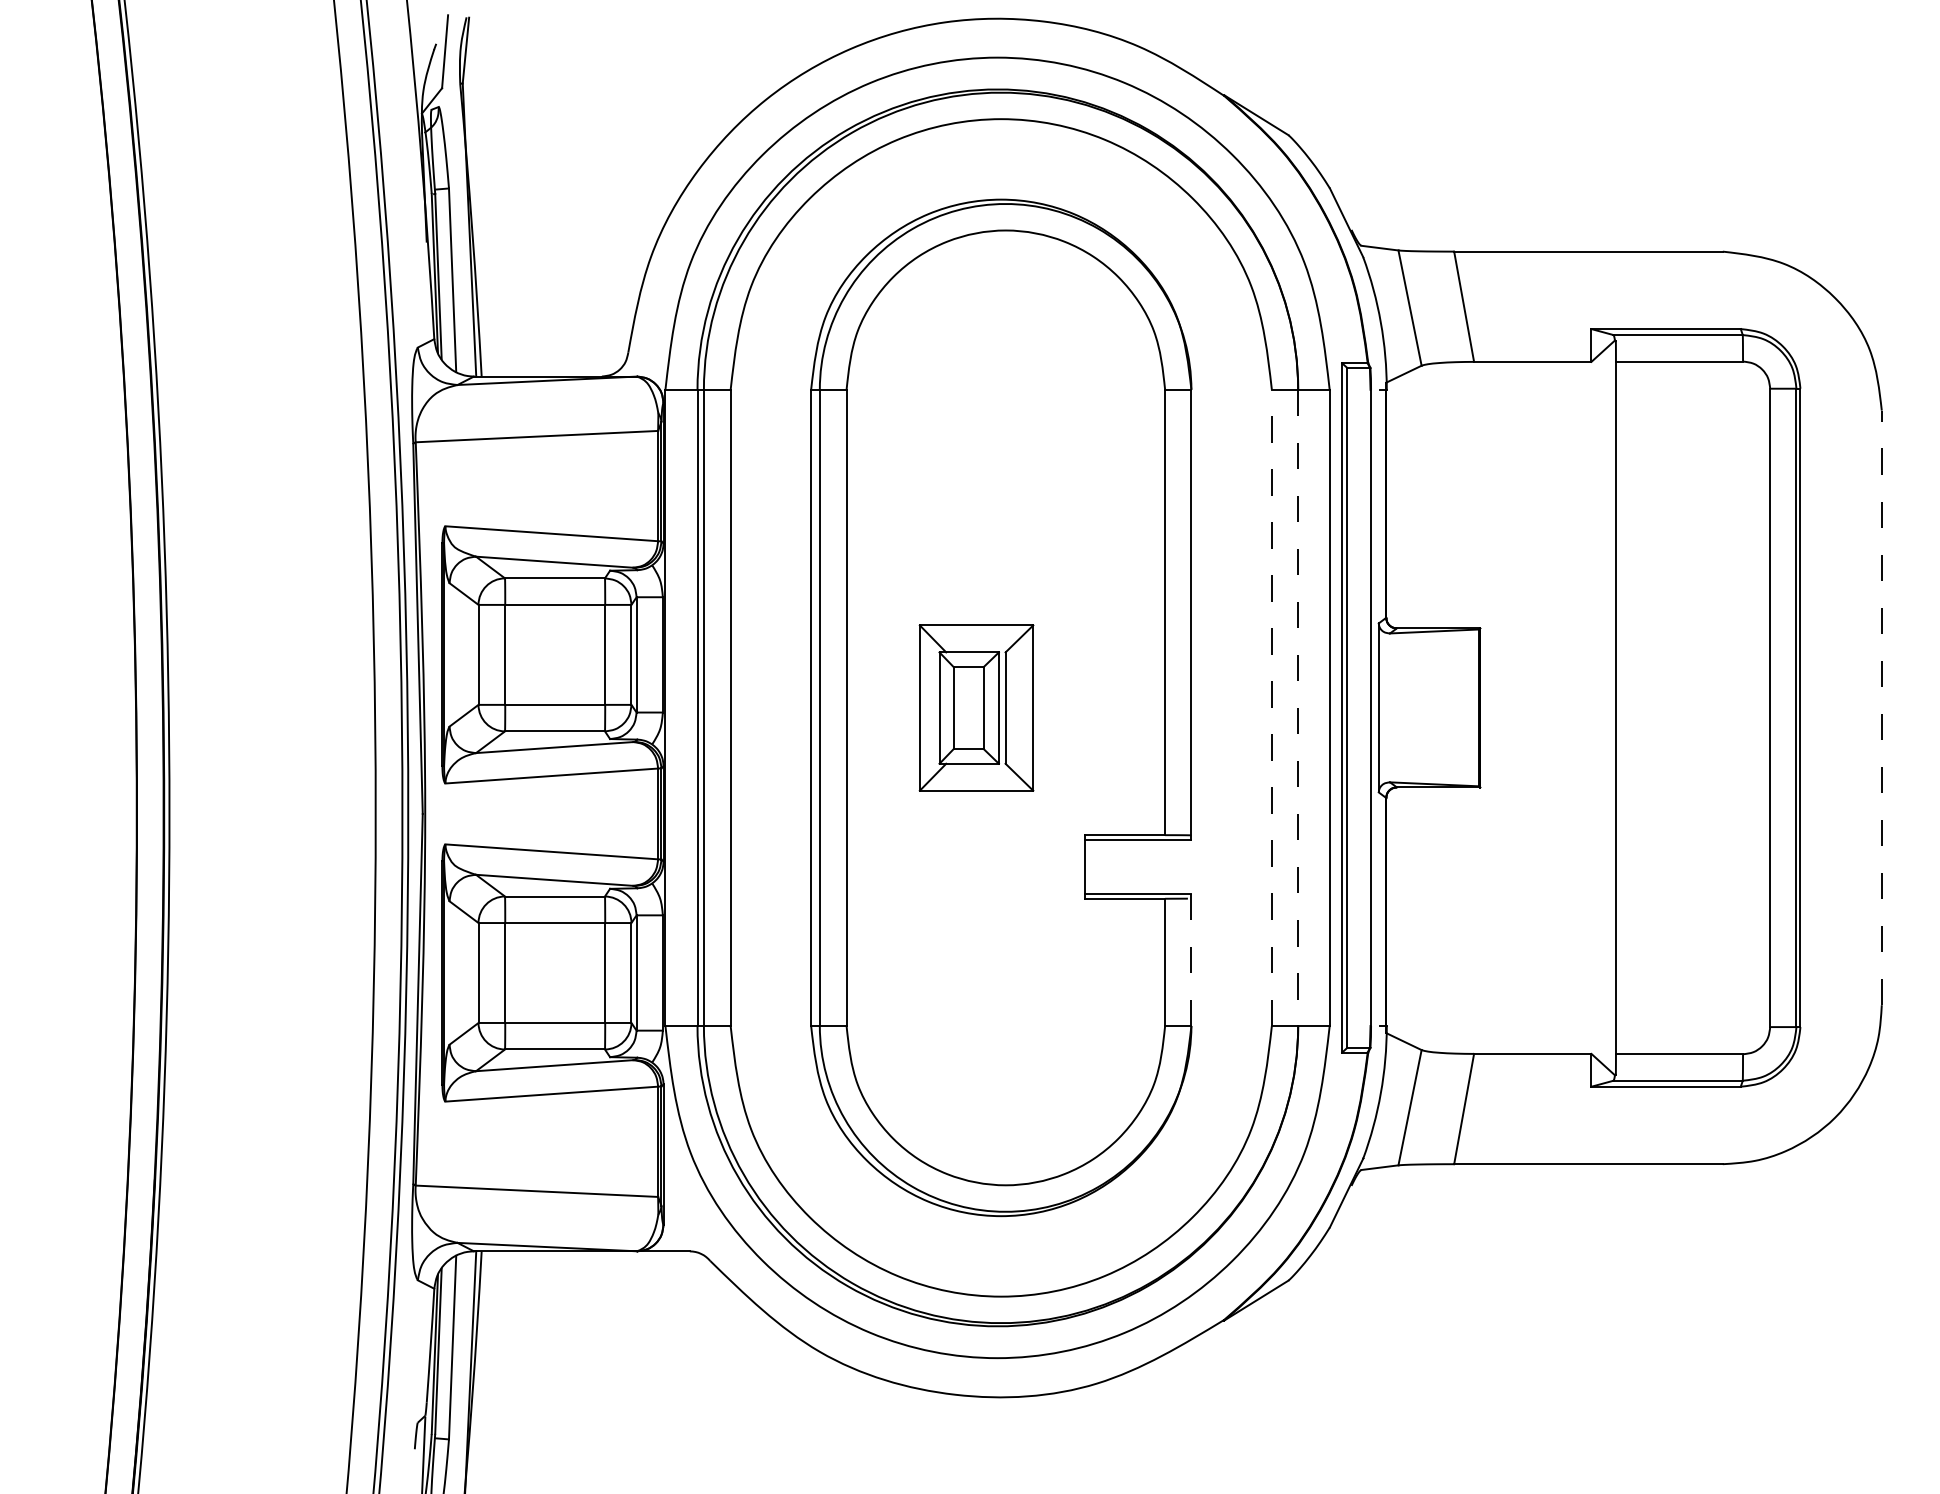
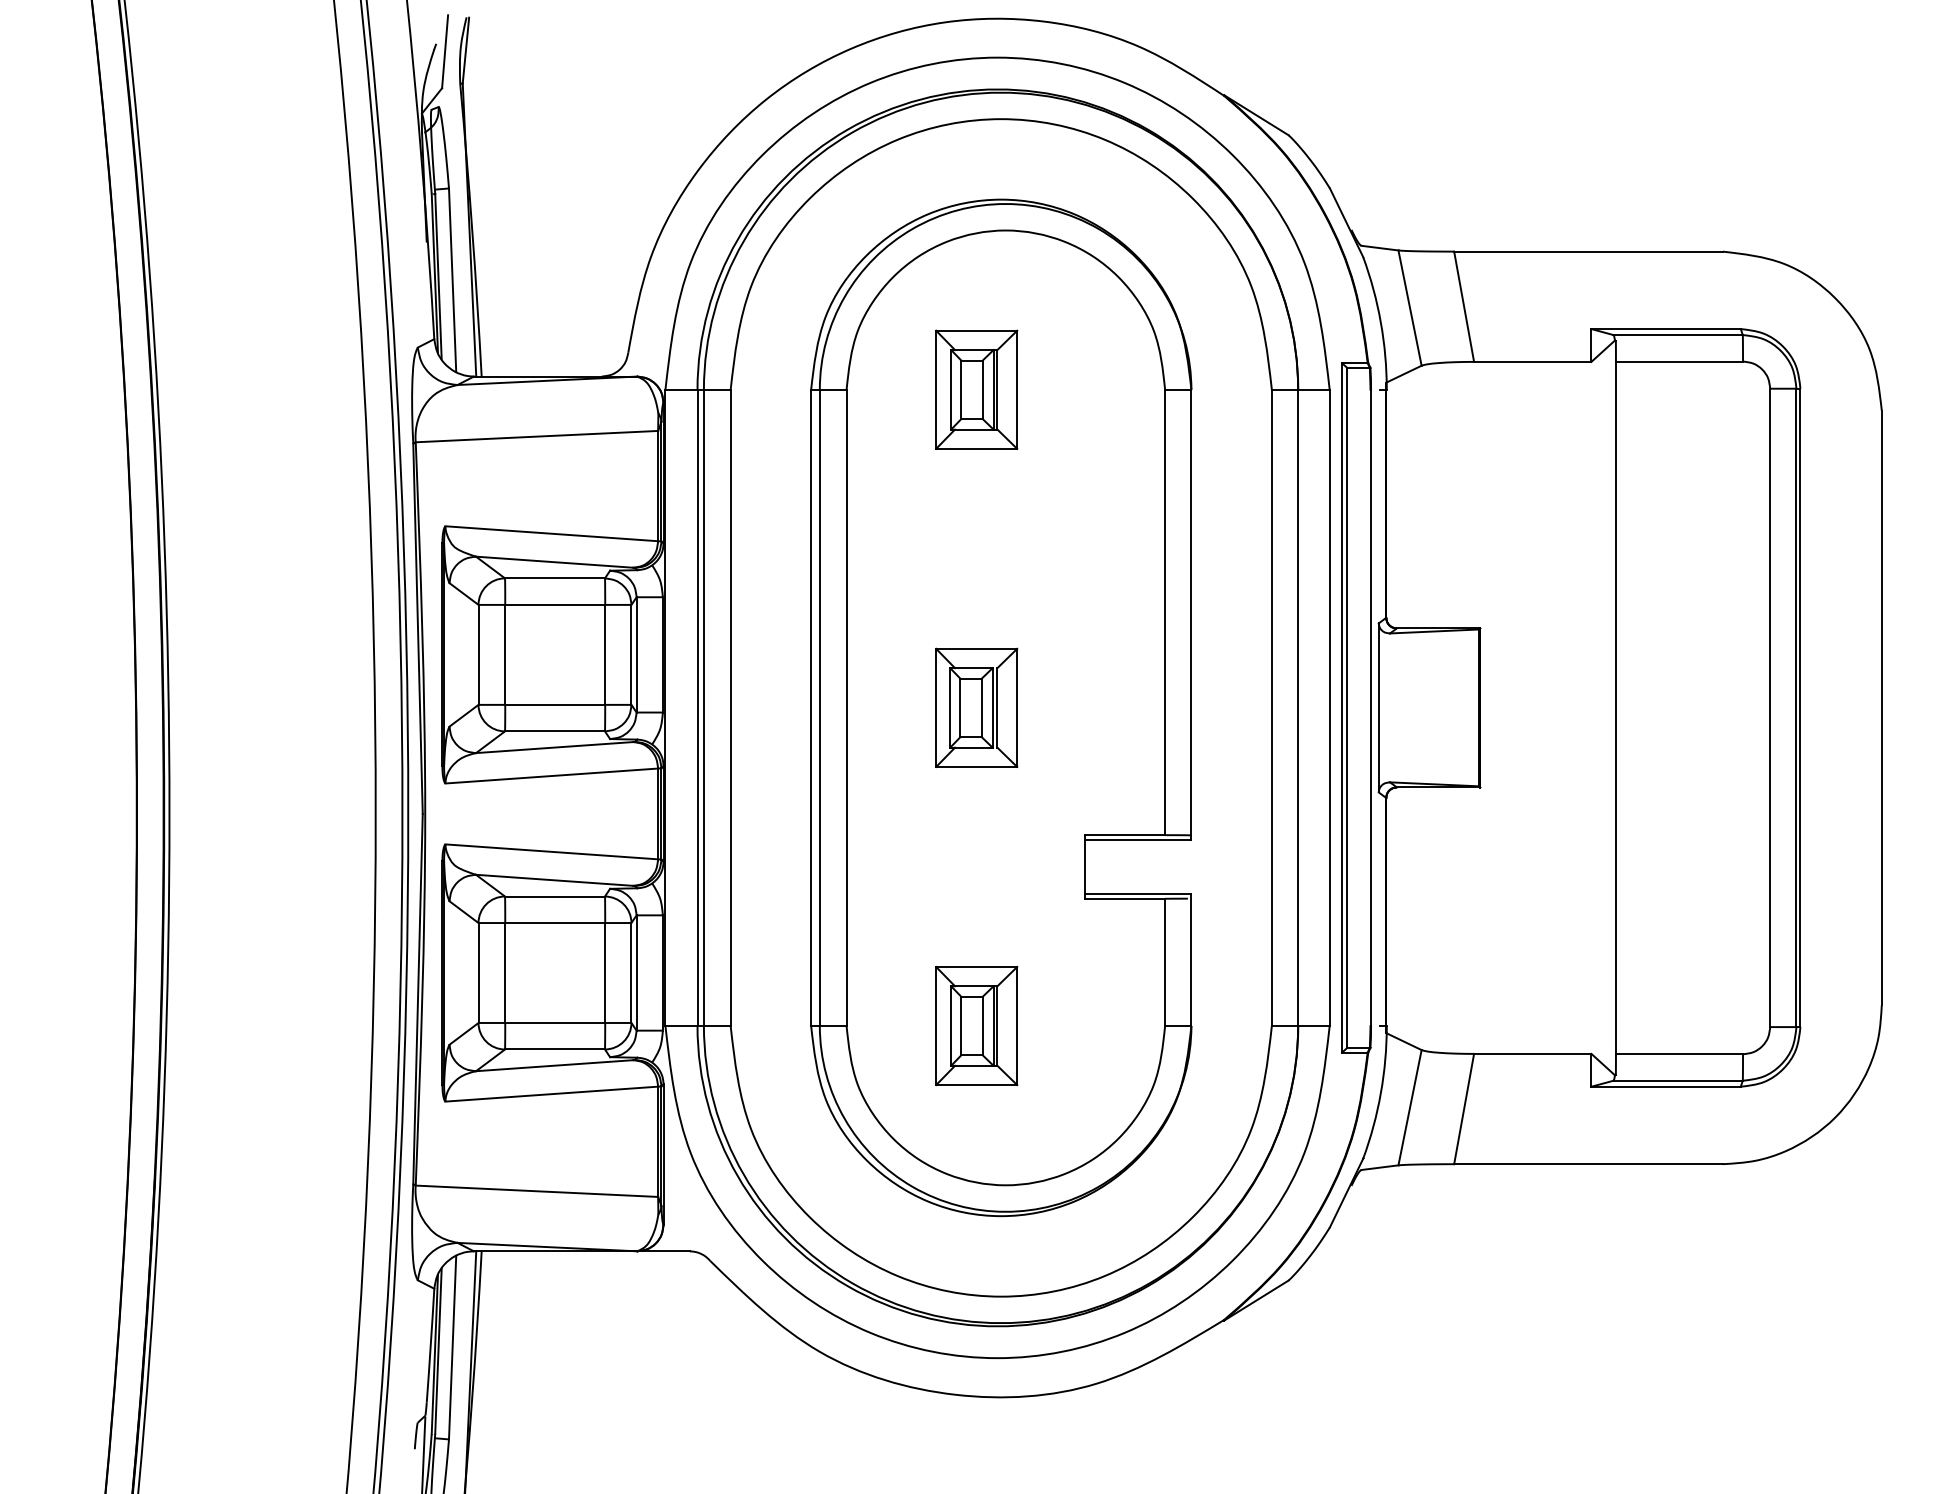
part: none -> present (976, 389)
part size: 117x168 px -> 84x121 px (976, 707)
line: dashed -> solid (1271, 707)
line: dashed -> solid (1881, 707)
line: dashed -> solid (1298, 708)
line: dashed -> solid (1191, 960)
part: none -> present (976, 1025)
